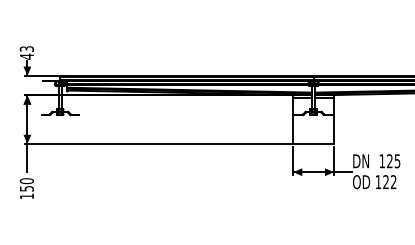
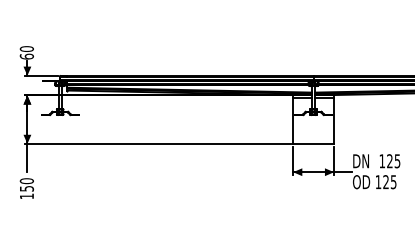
text: 43 -> 60 (26, 52)
text: 122 -> 125 (393, 182)
